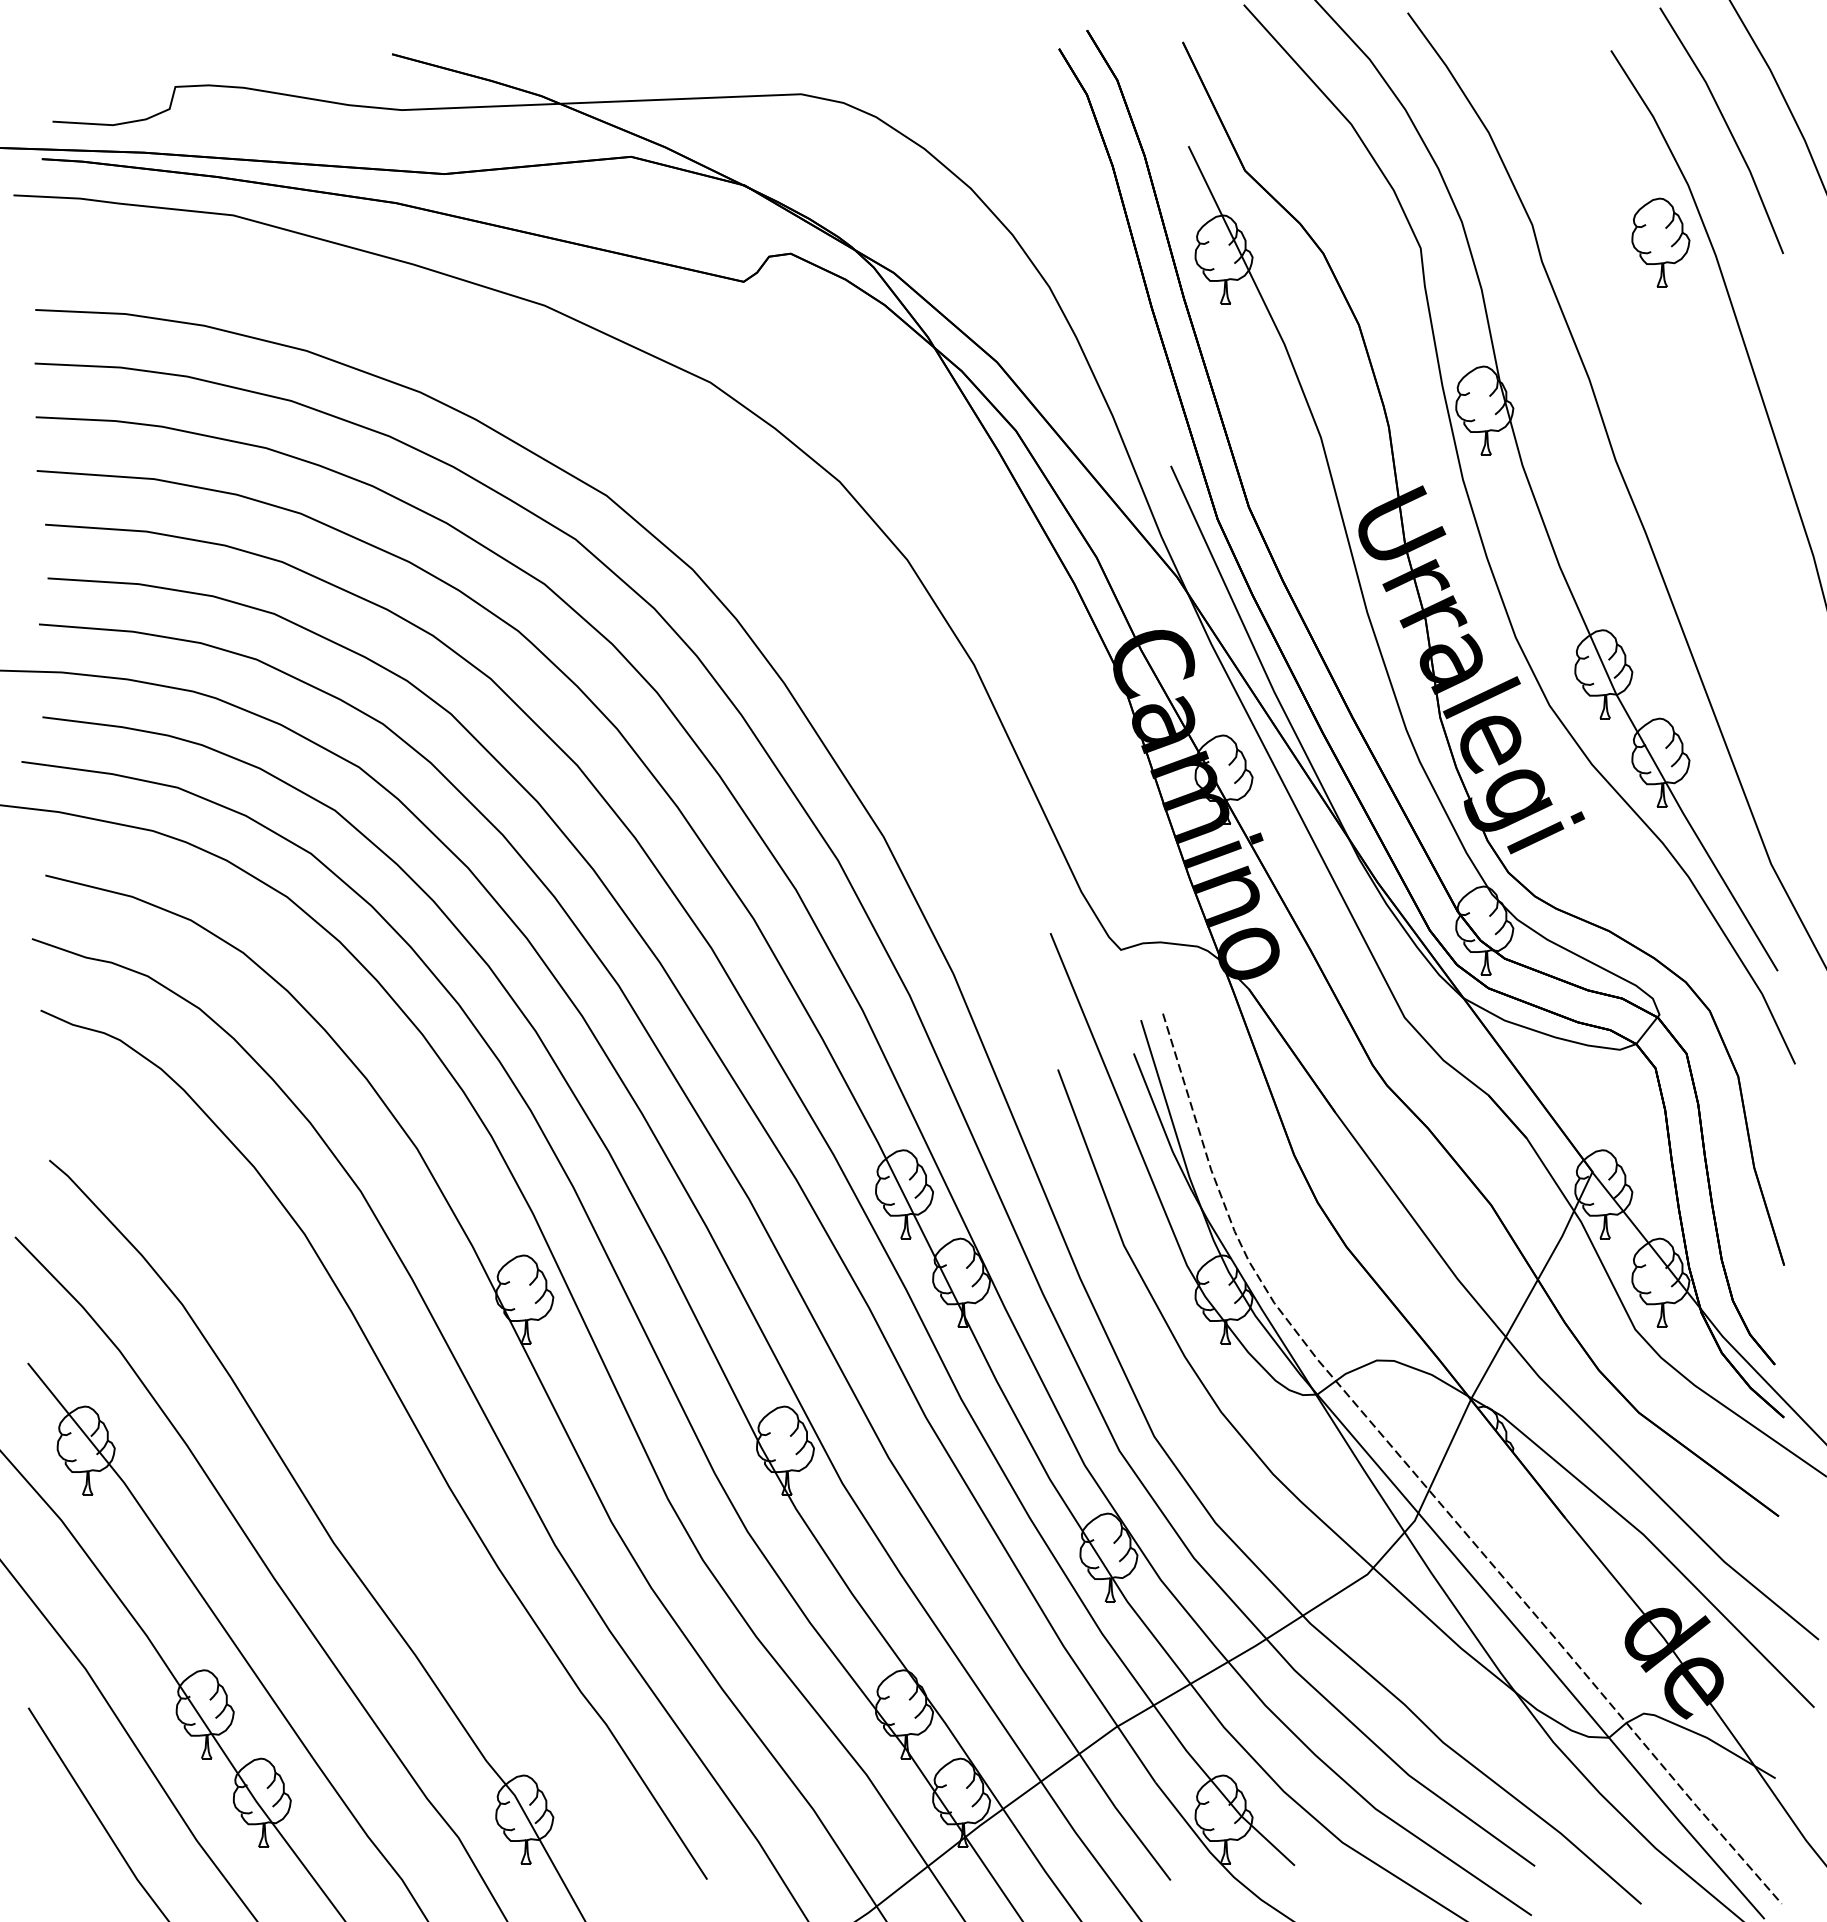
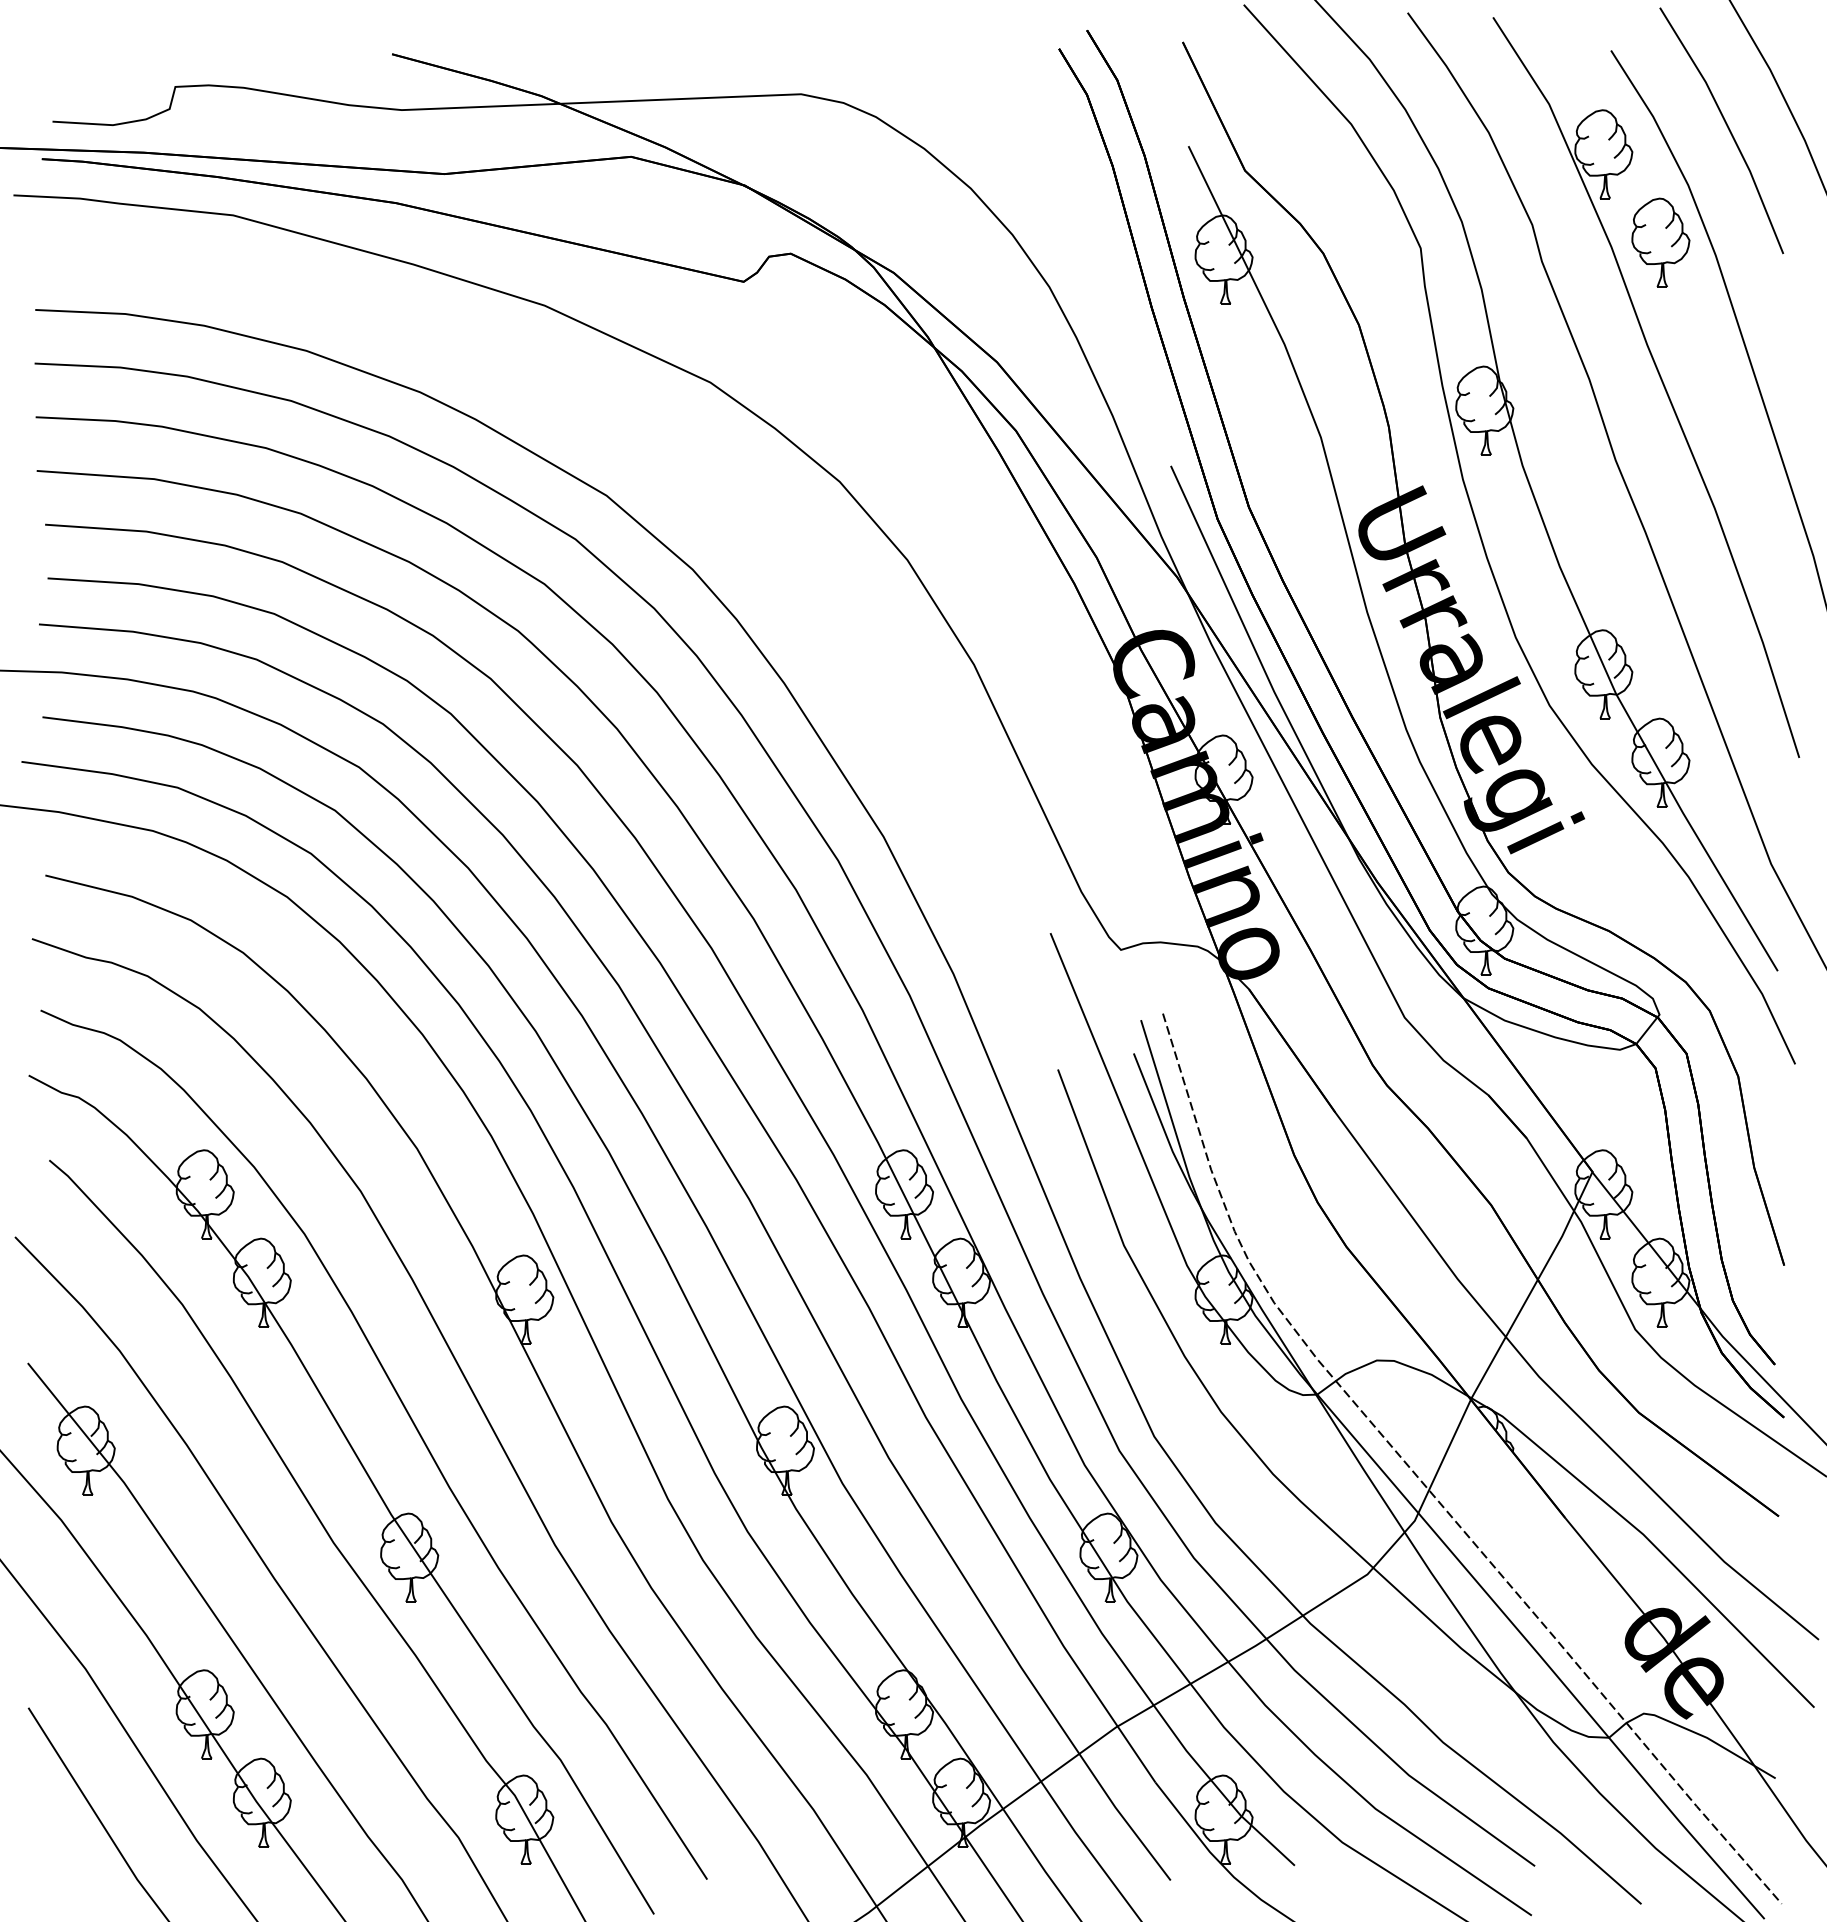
part: none -> present (1661, 382)
part: none -> present (368, 1478)
